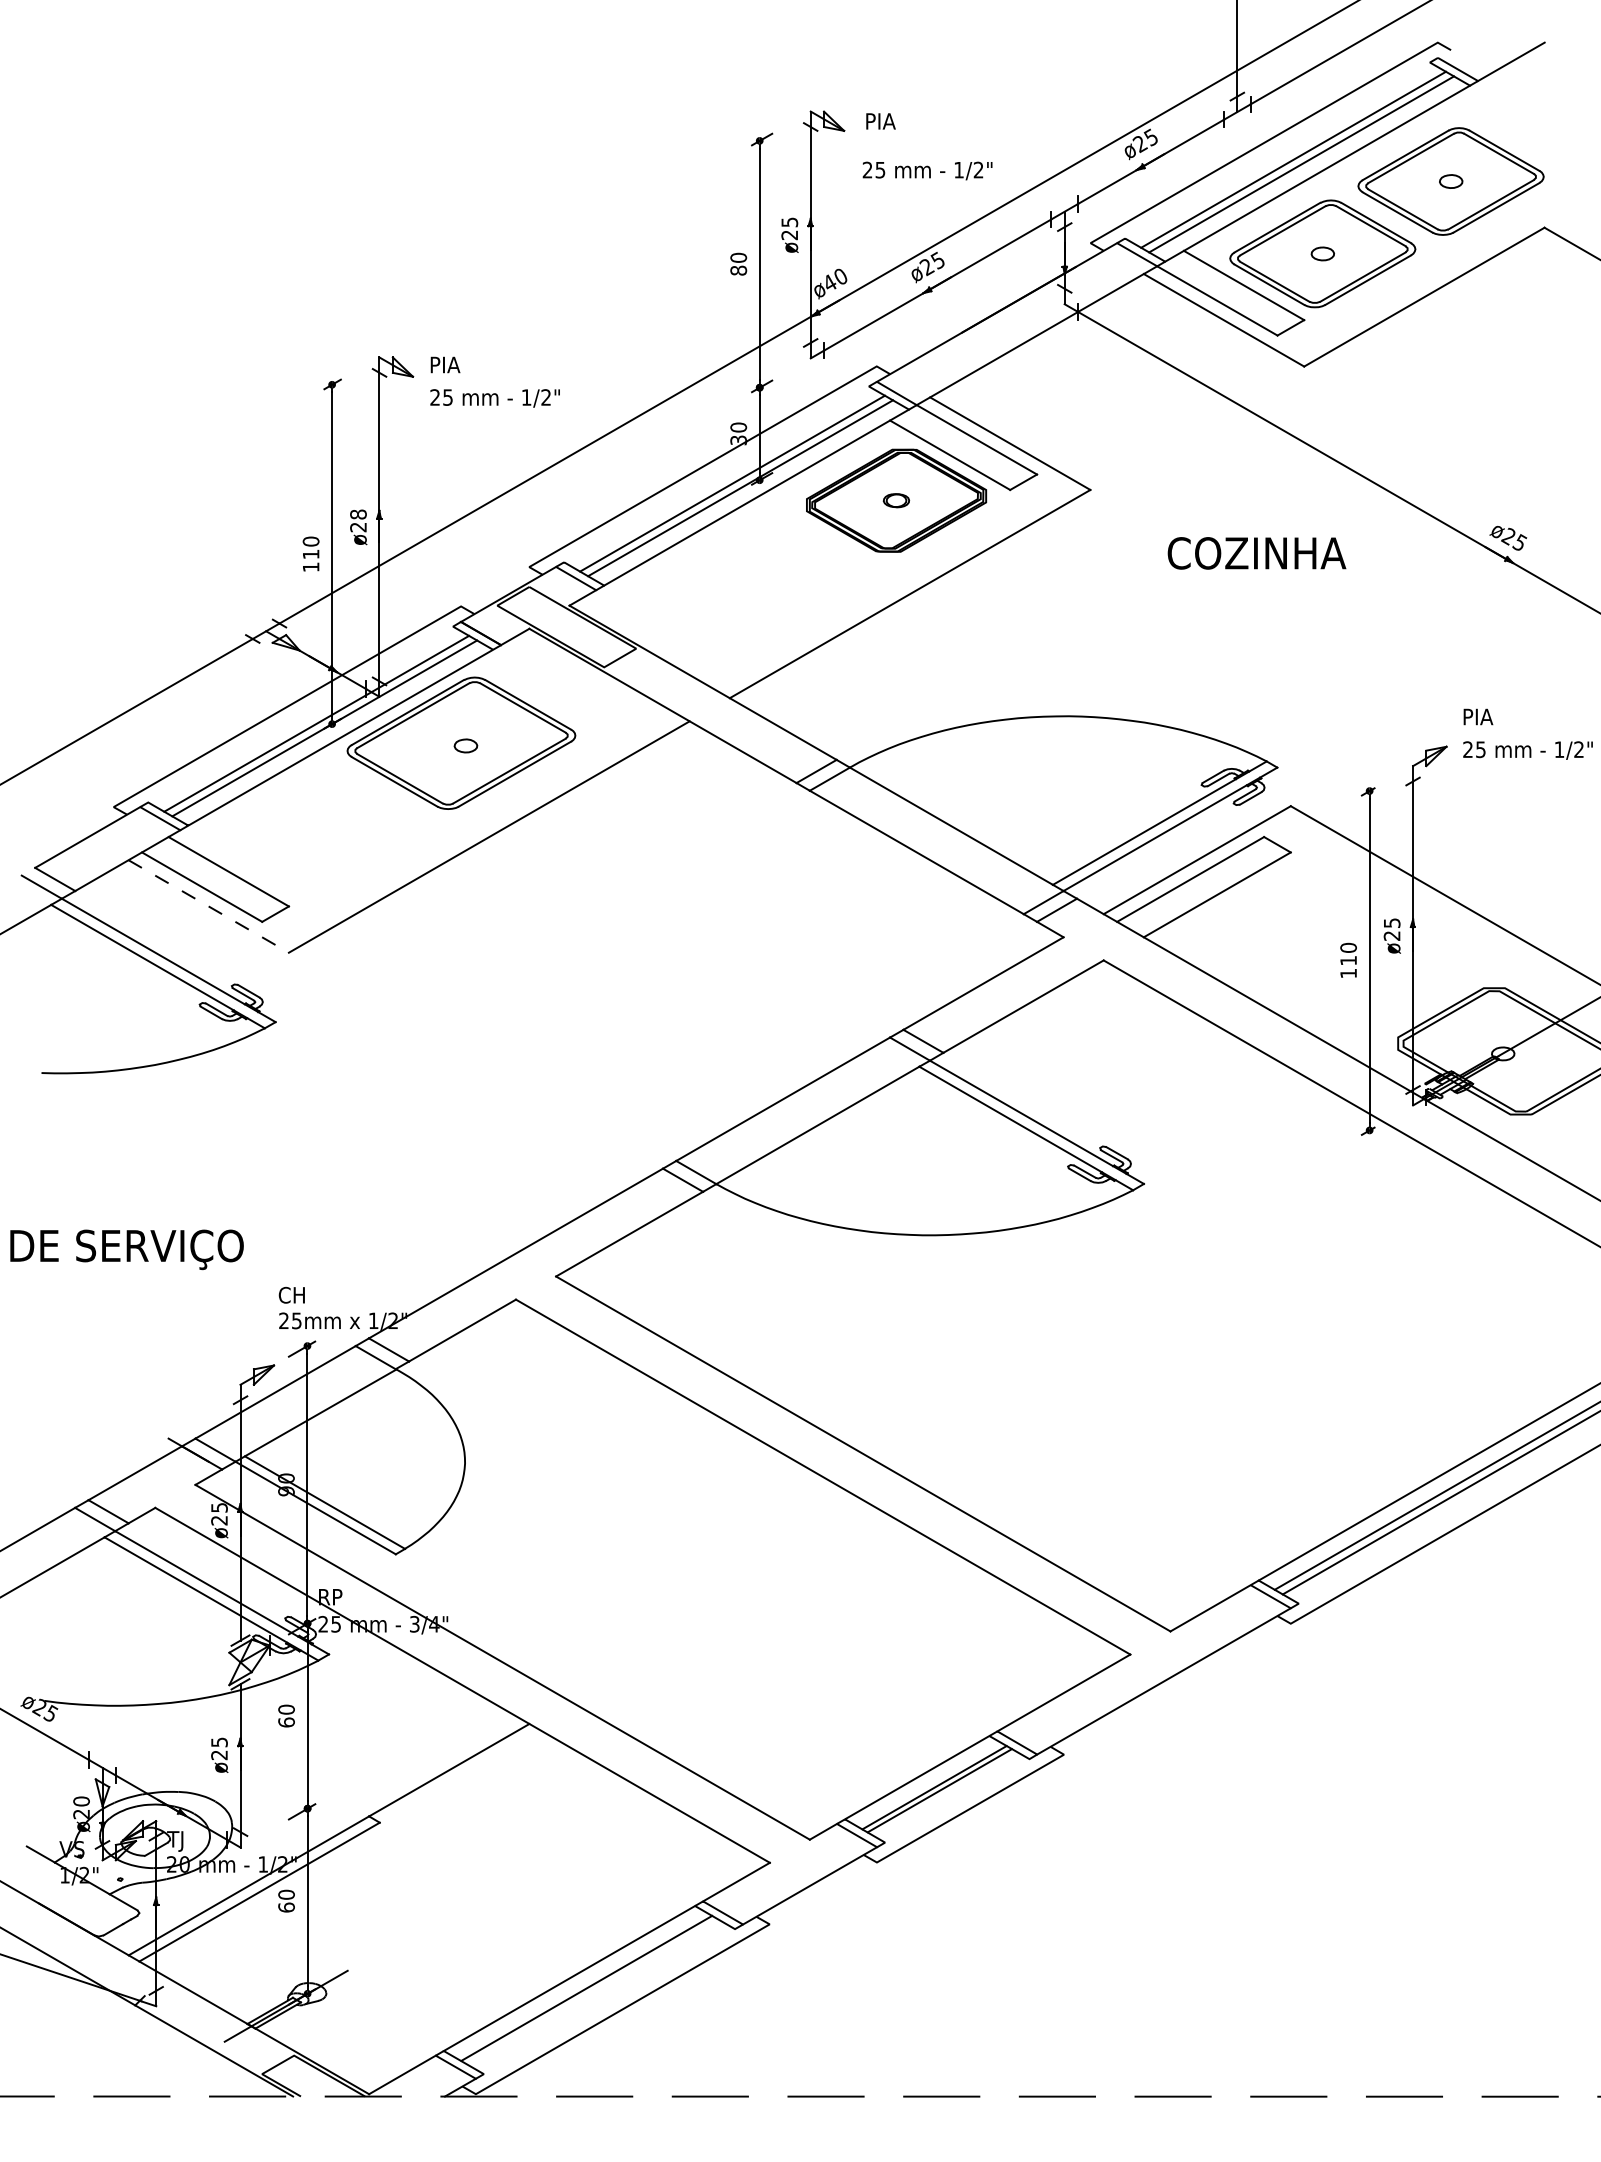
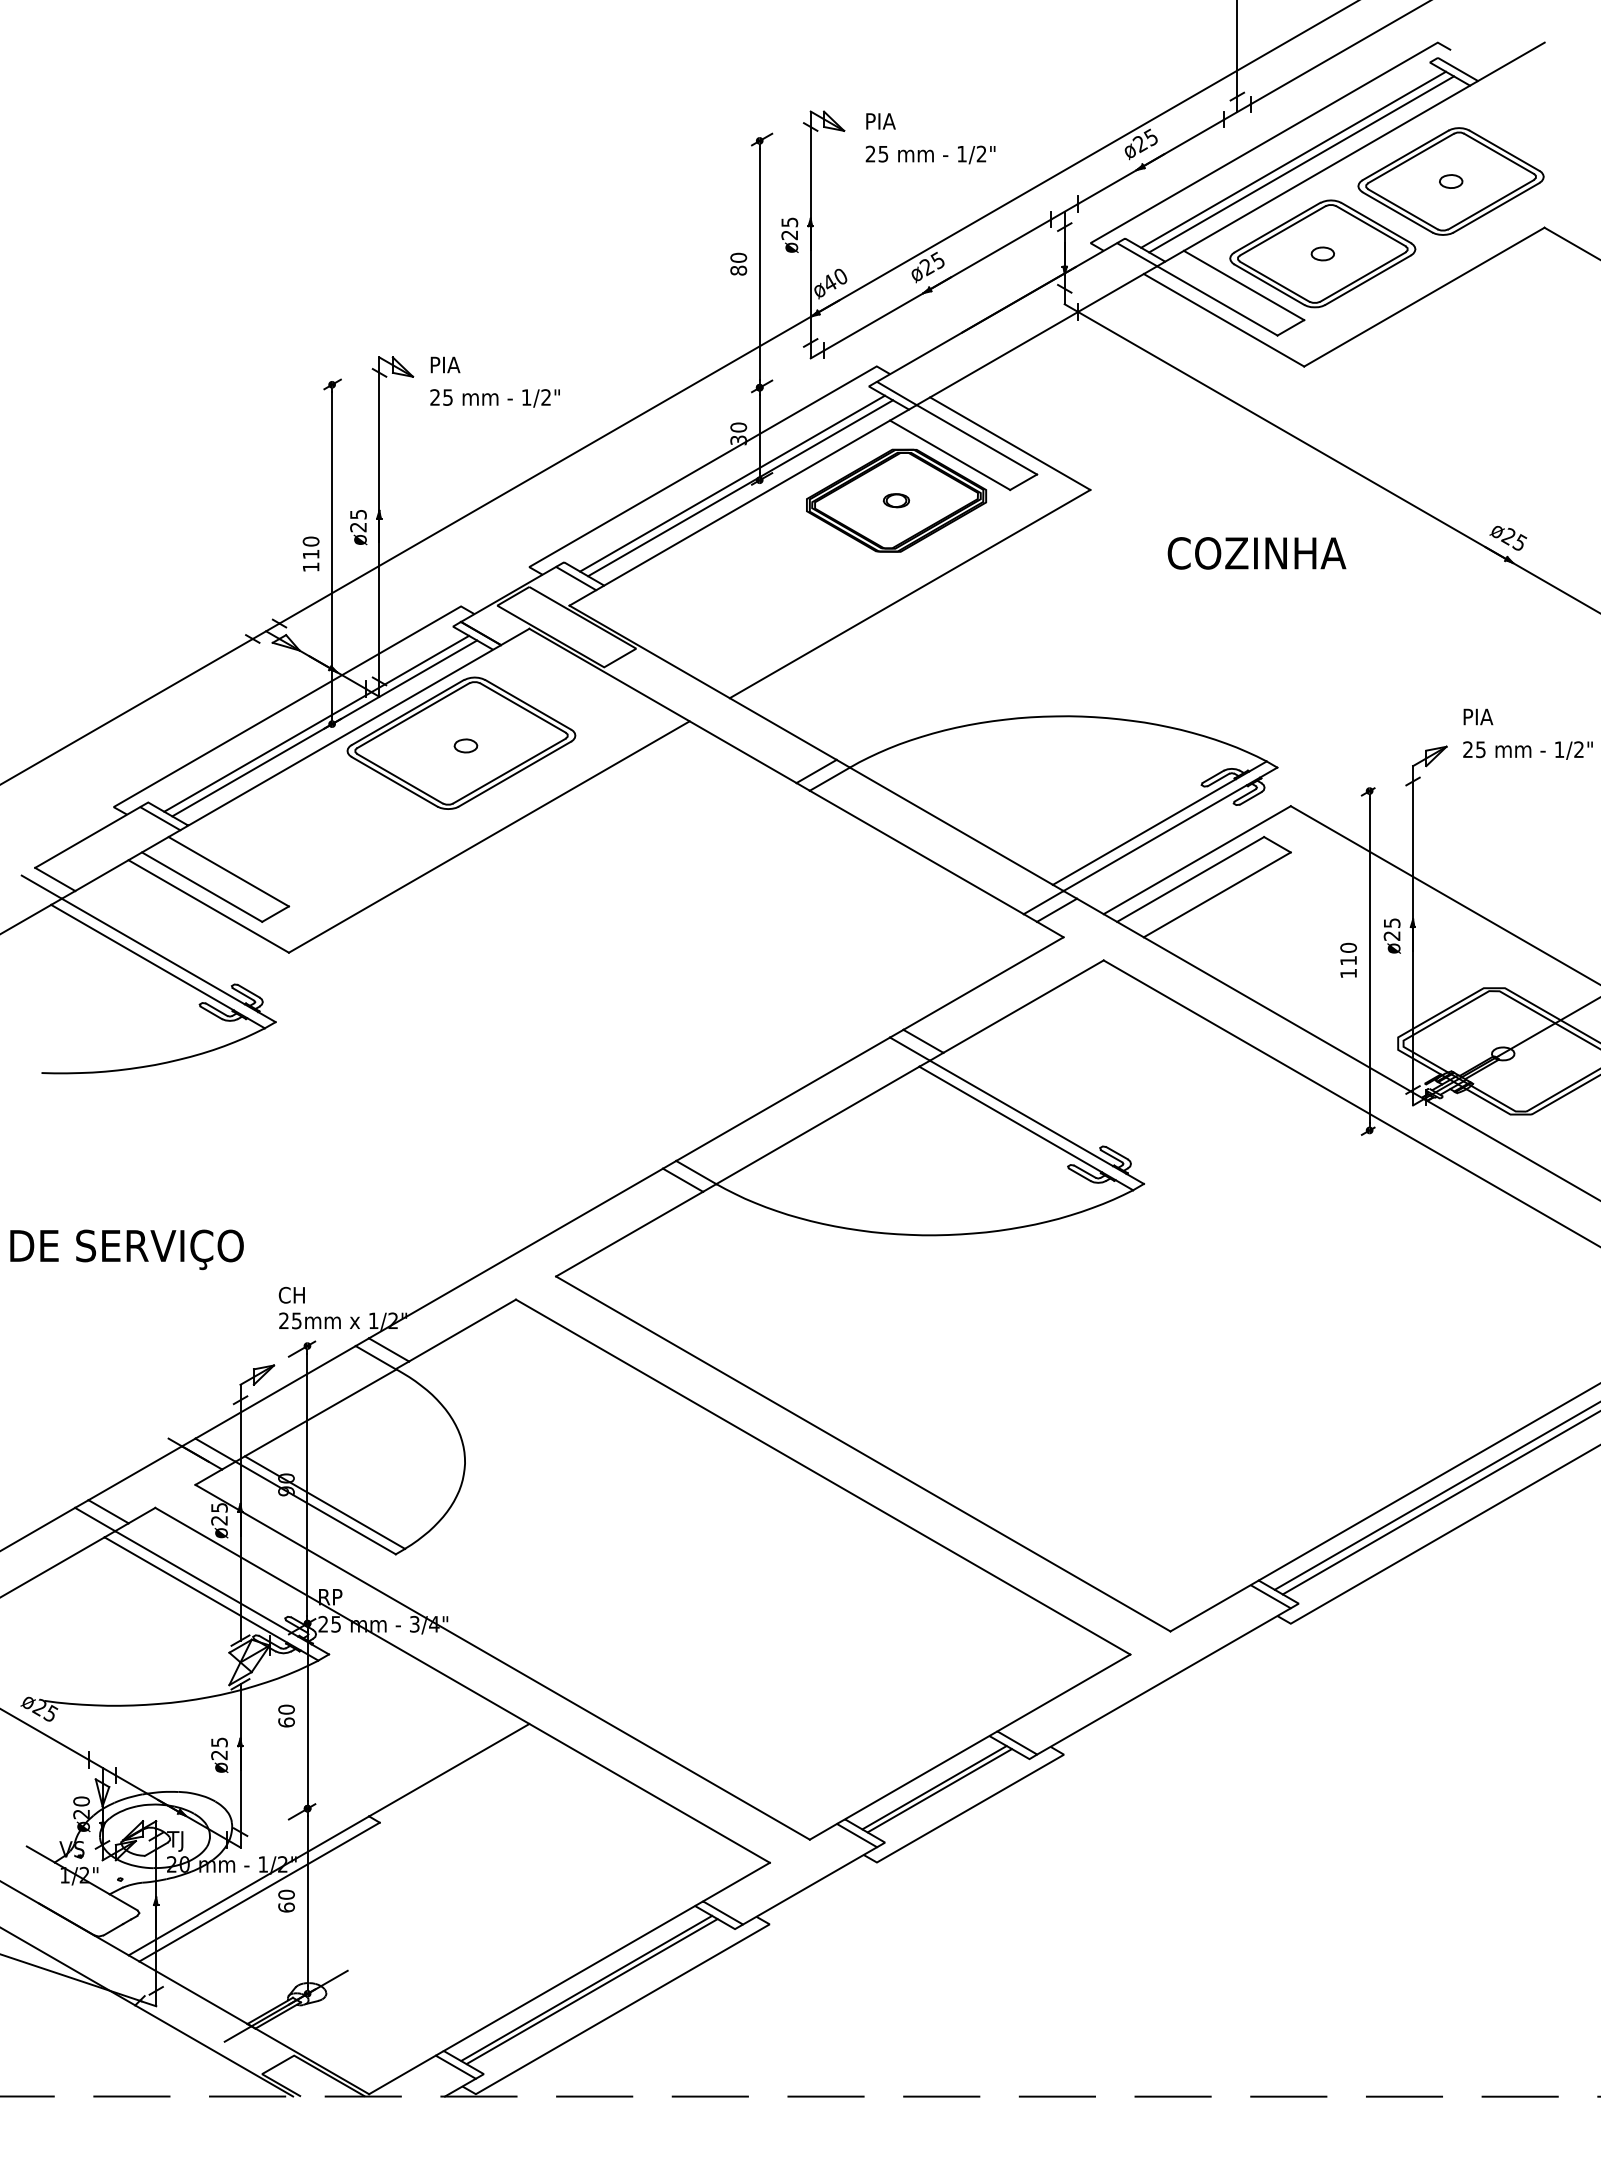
text position: (927, 170) -> (930, 154) (930, 154)
text: ø28 -> ø25 (358, 514)
line: dashed -> solid (208, 906)
line: none -> present (591, 1991)
